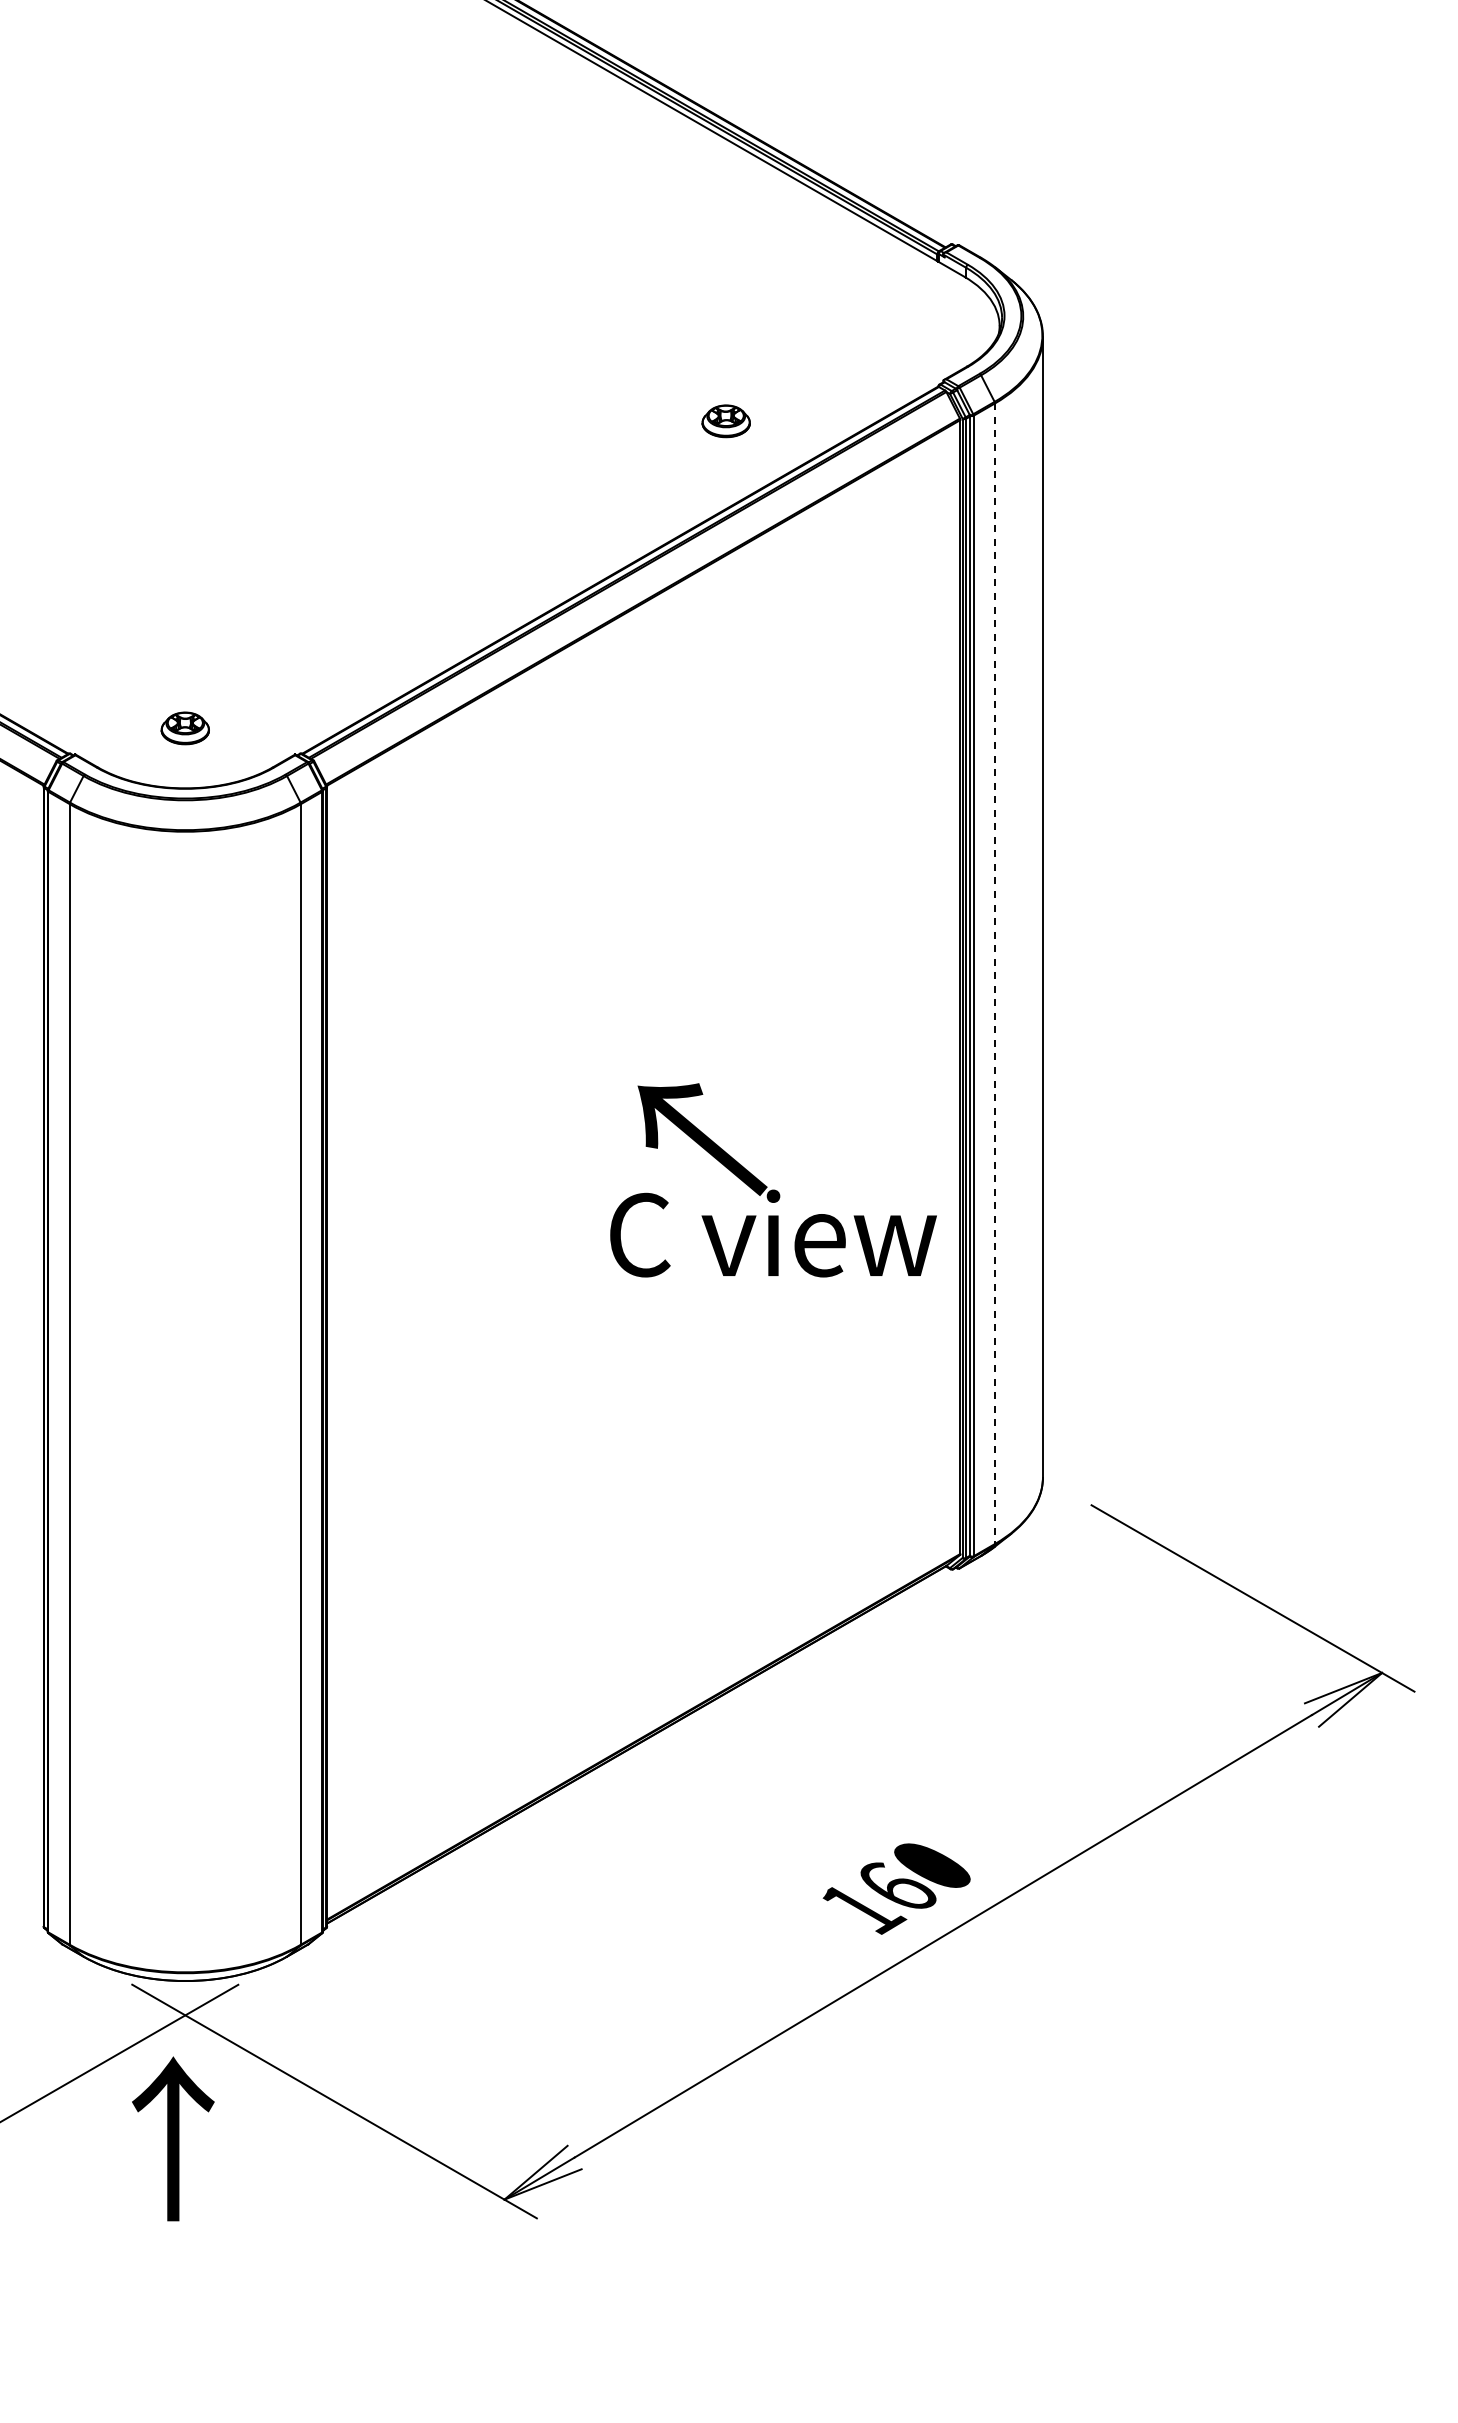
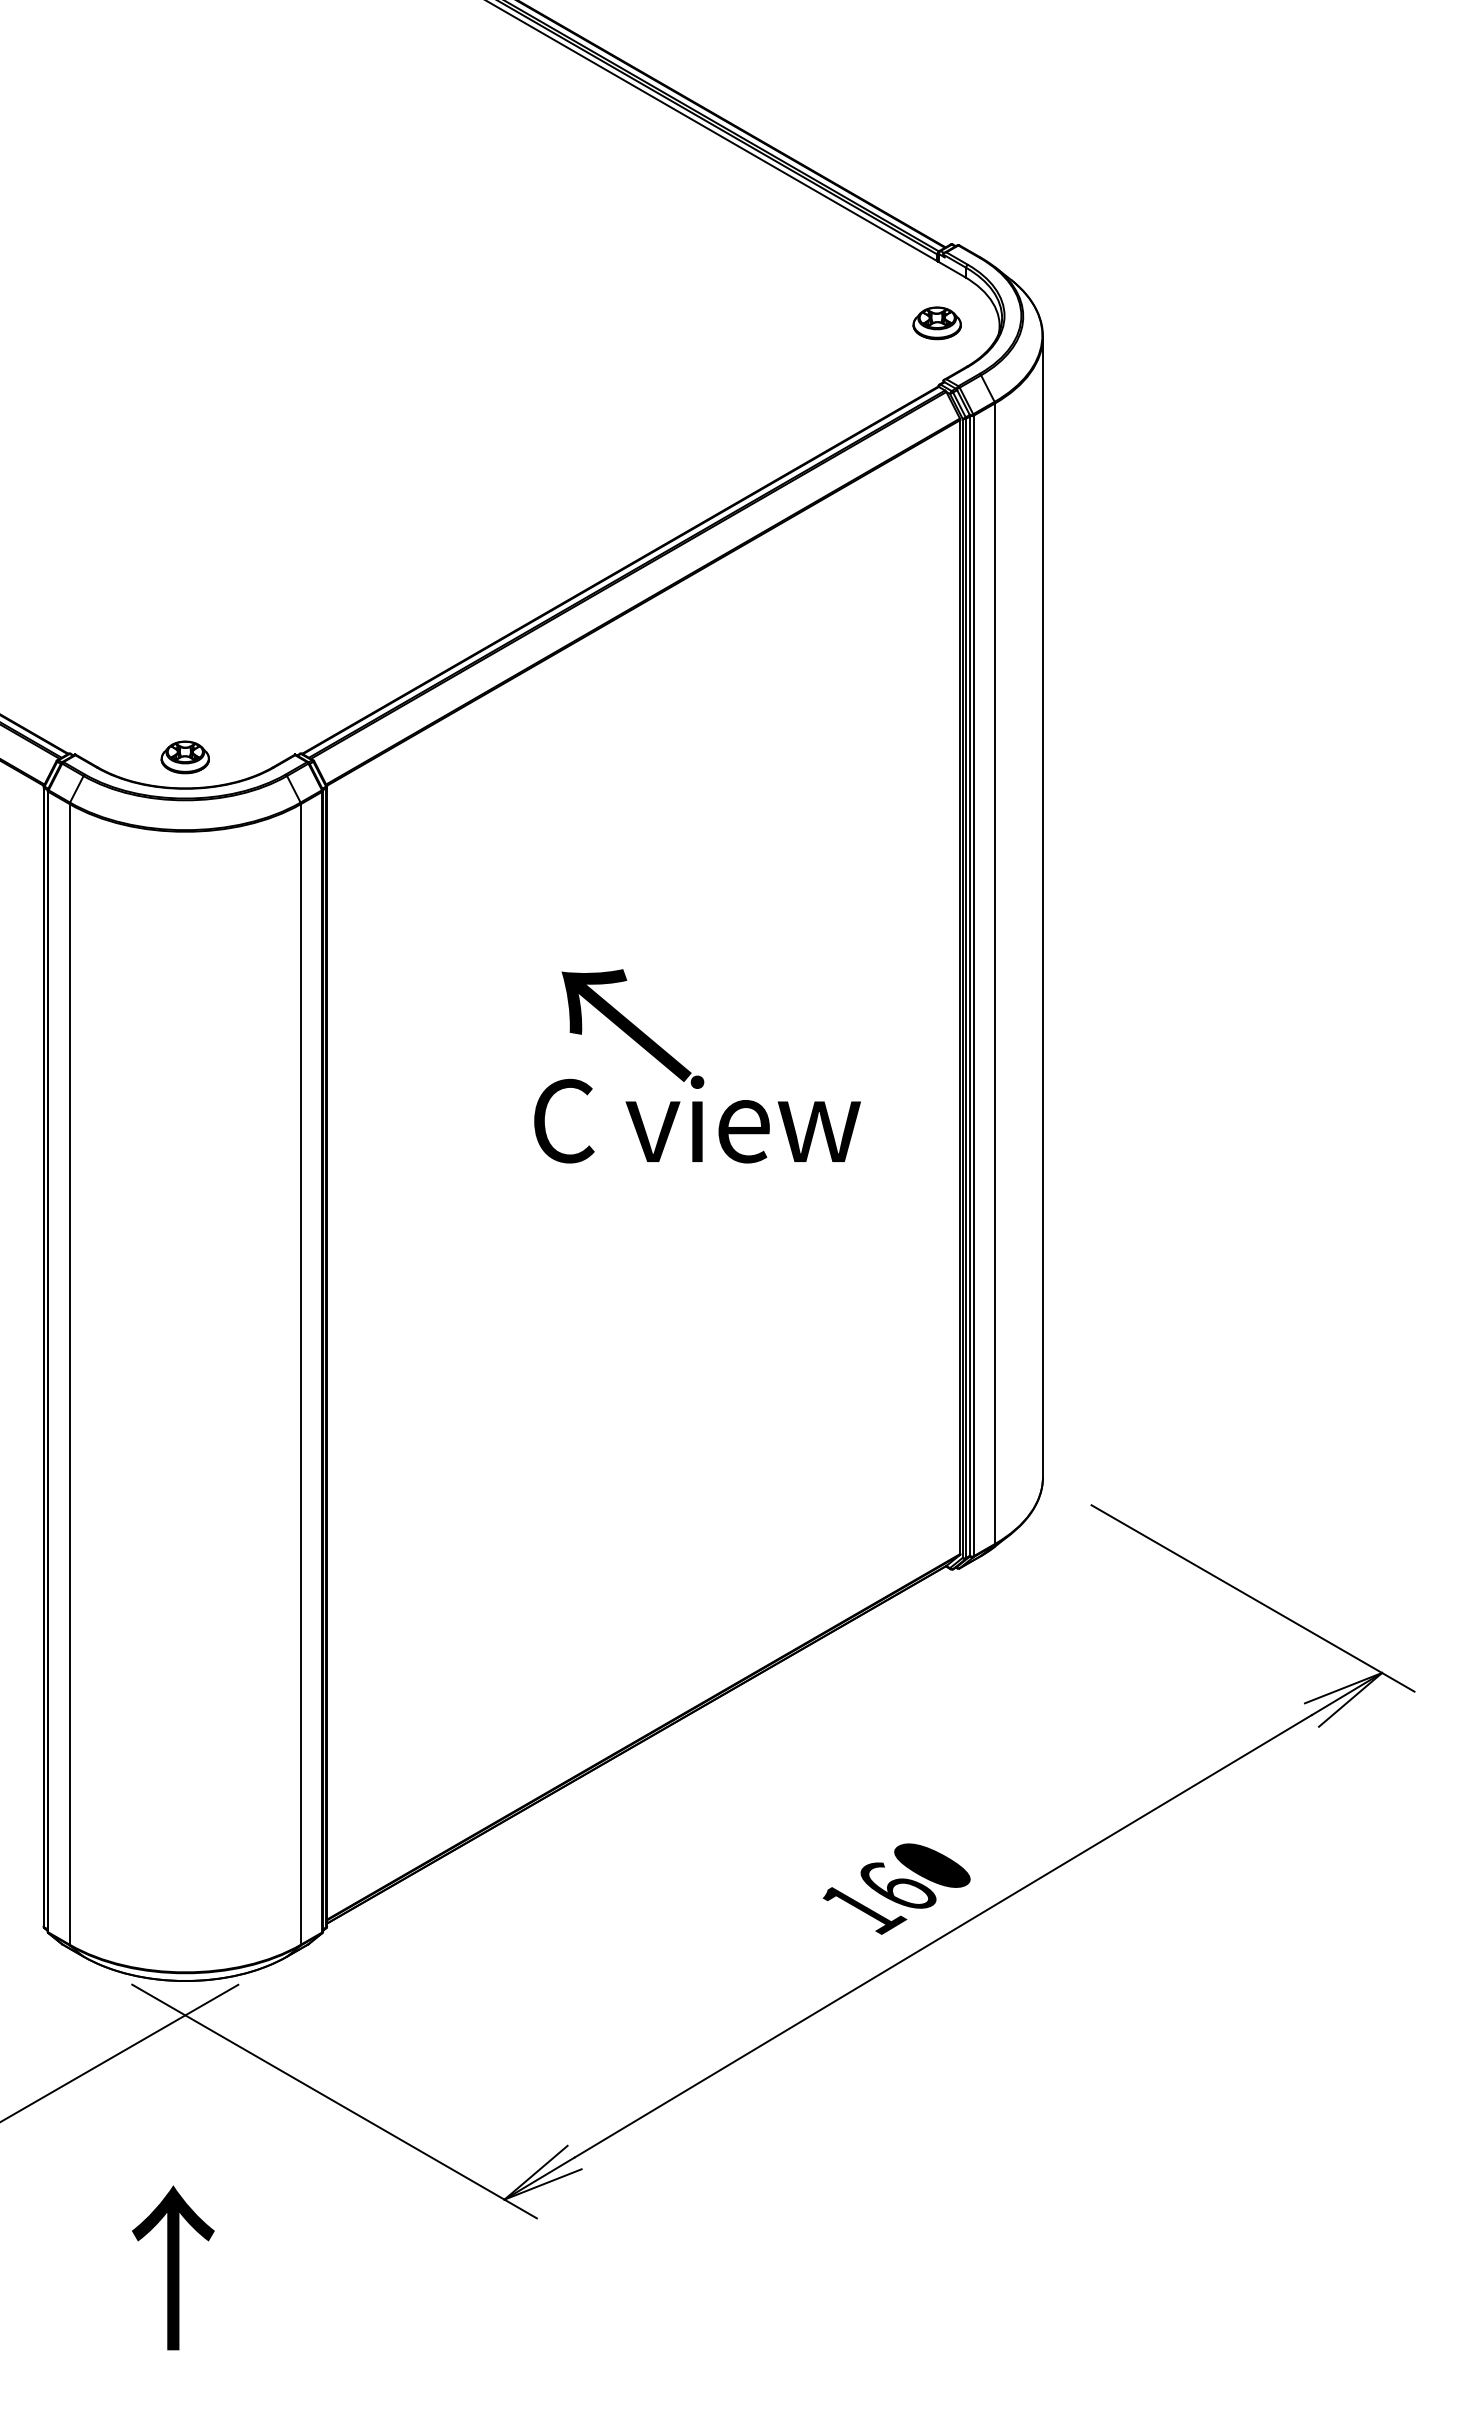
part position: (725, 421) -> (936, 323) (936, 323)
part position: (184, 728) -> (184, 757) (184, 757)
line: dashed -> solid (995, 974)
text position: (773, 1180) -> (697, 1066) (697, 1066)
text position: (173, 2138) -> (173, 2267) (173, 2267)
